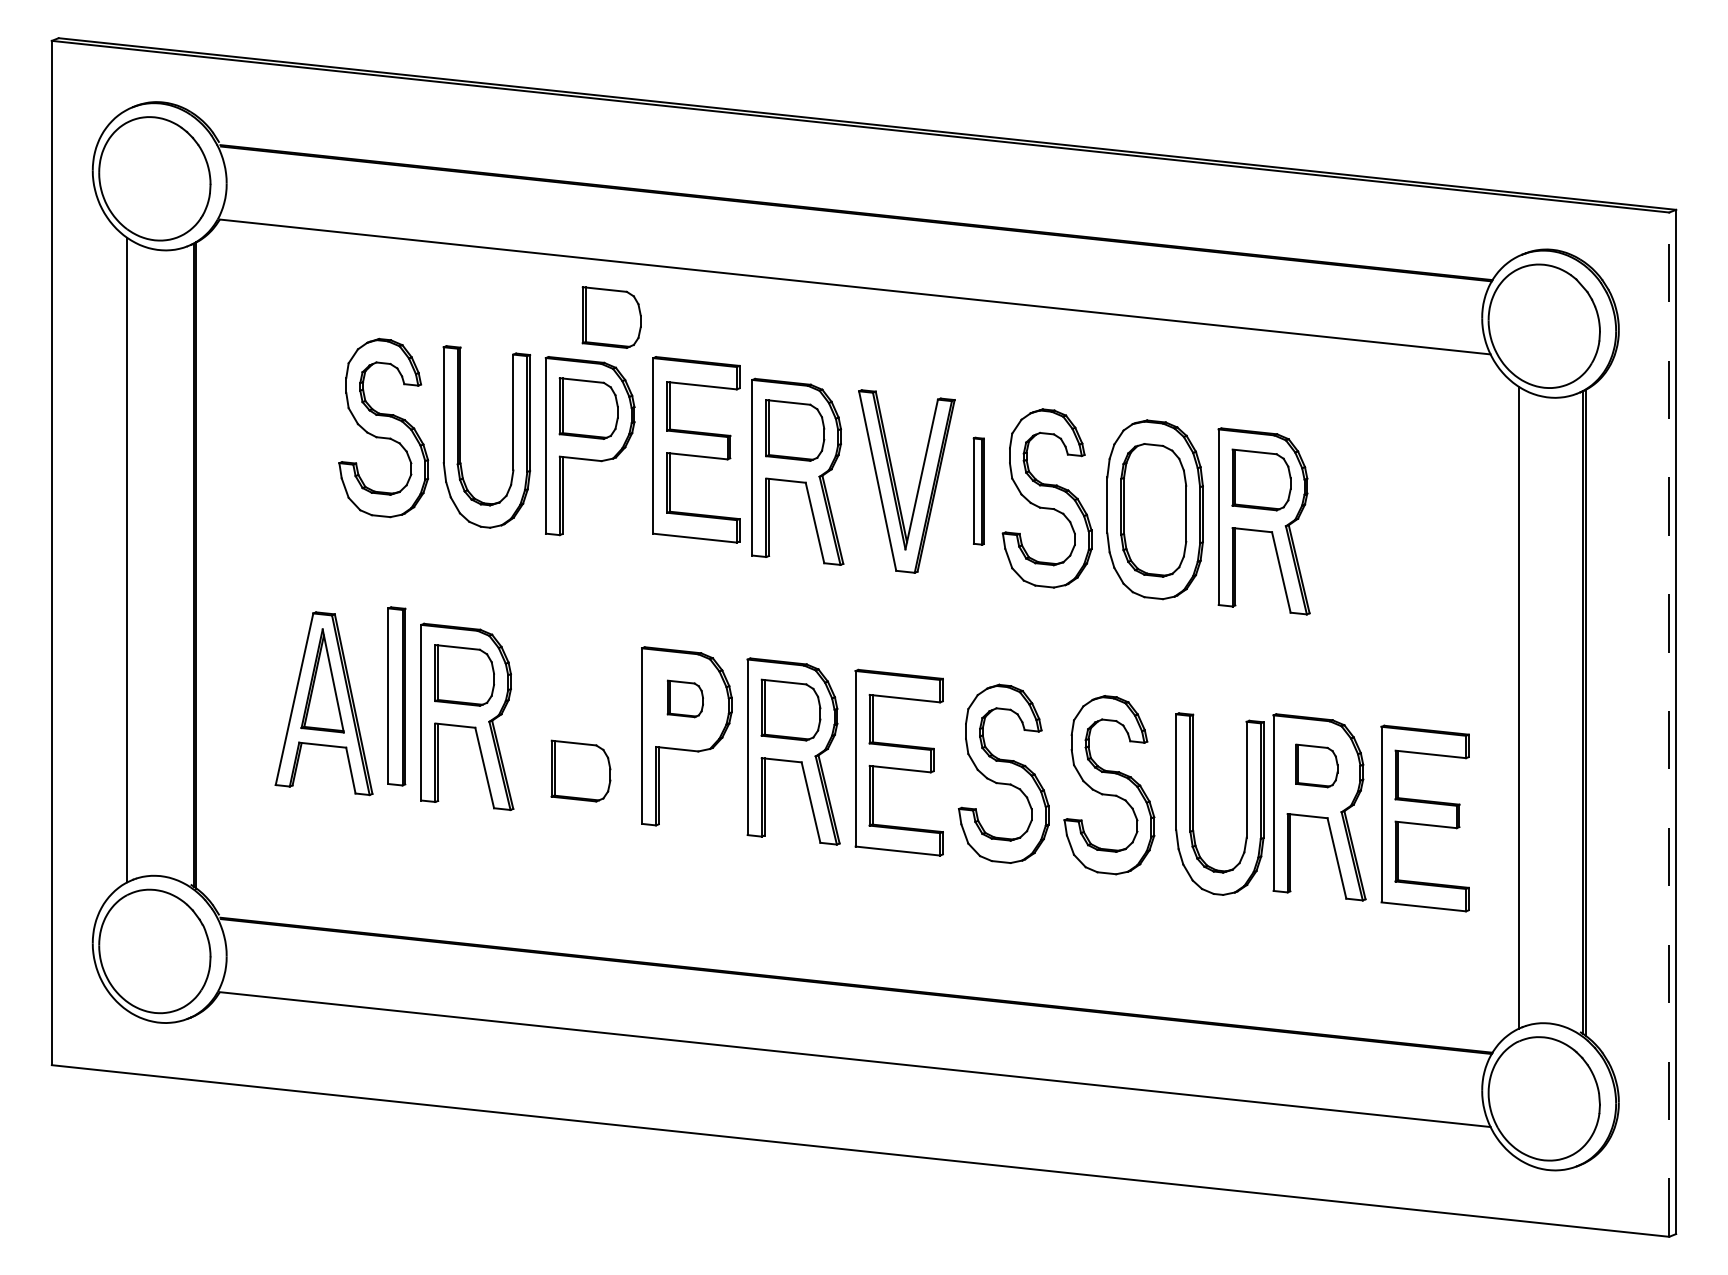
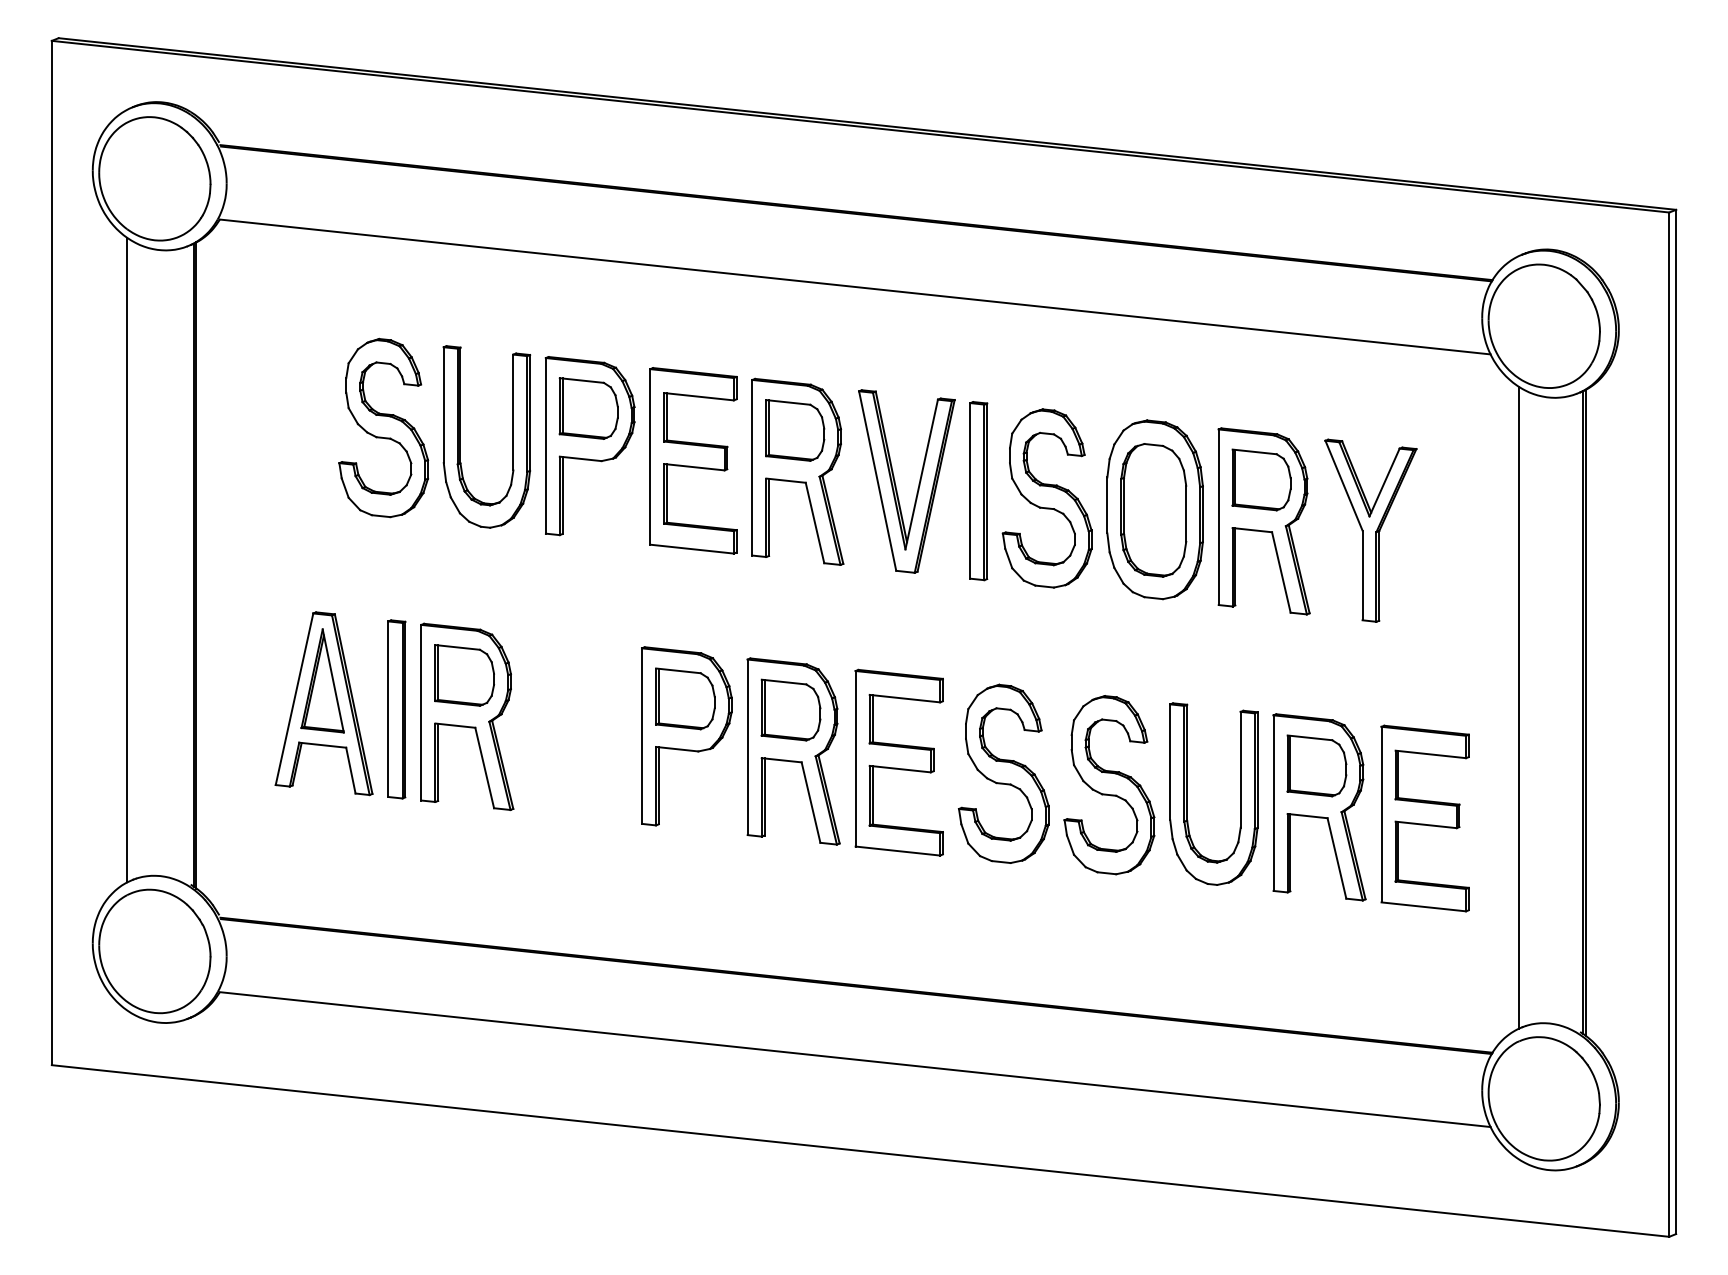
part: present -> none (611, 317)
part position: (696, 449) -> (693, 460) (693, 460)
part size: 13x110 px -> 20x181 px (978, 491)
part: none -> present (1370, 530)
part position: (396, 696) -> (396, 709) (396, 709)
part size: 38x40 px -> 61x64 px (685, 698)
line: dashed -> solid (1669, 724)
part size: 44x46 px -> 62x64 px (1316, 765)
part: present -> none (580, 770)
part position: (1193, 803) -> (1187, 793) (1187, 793)
